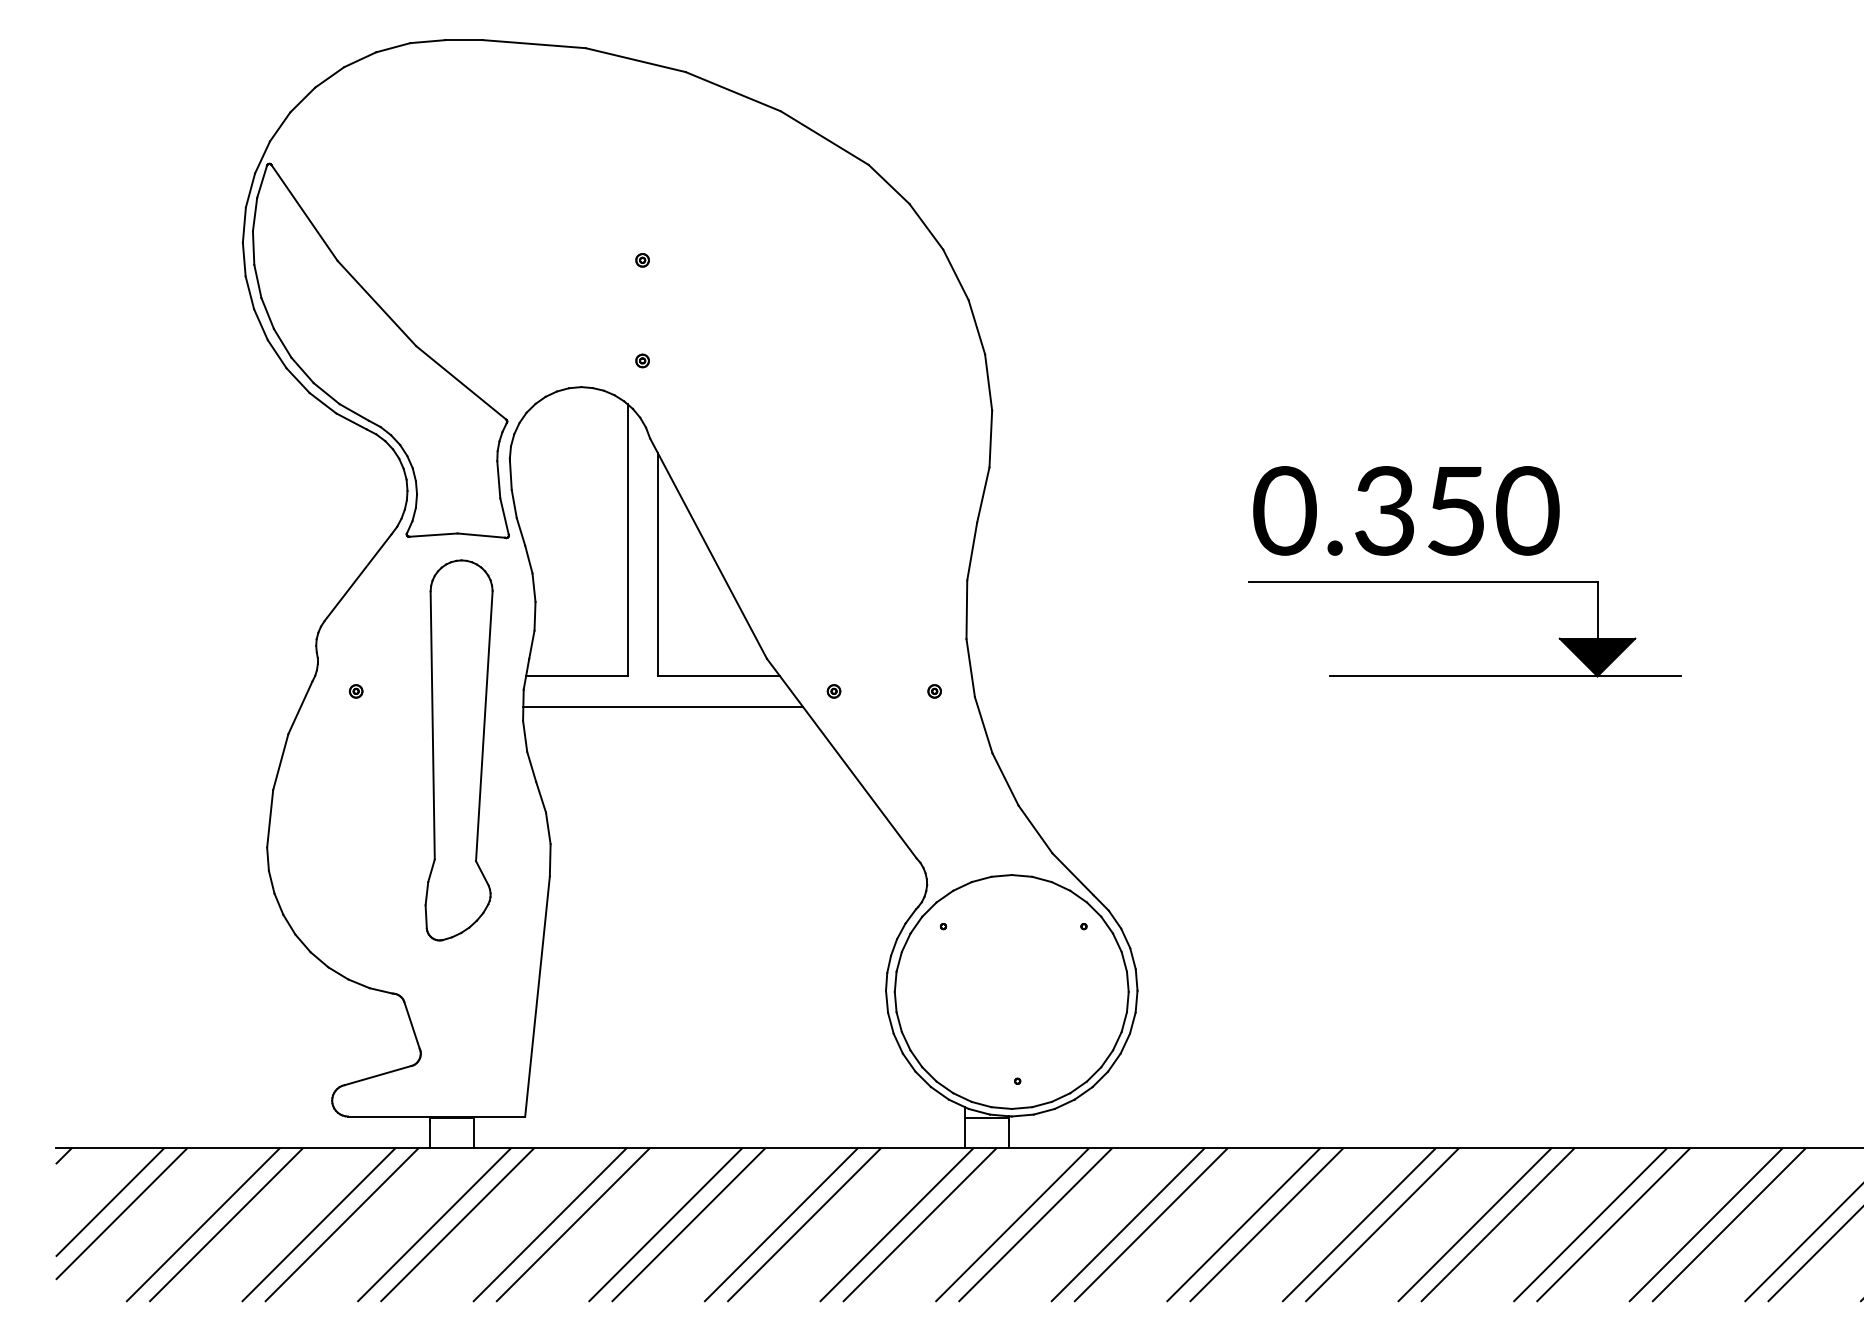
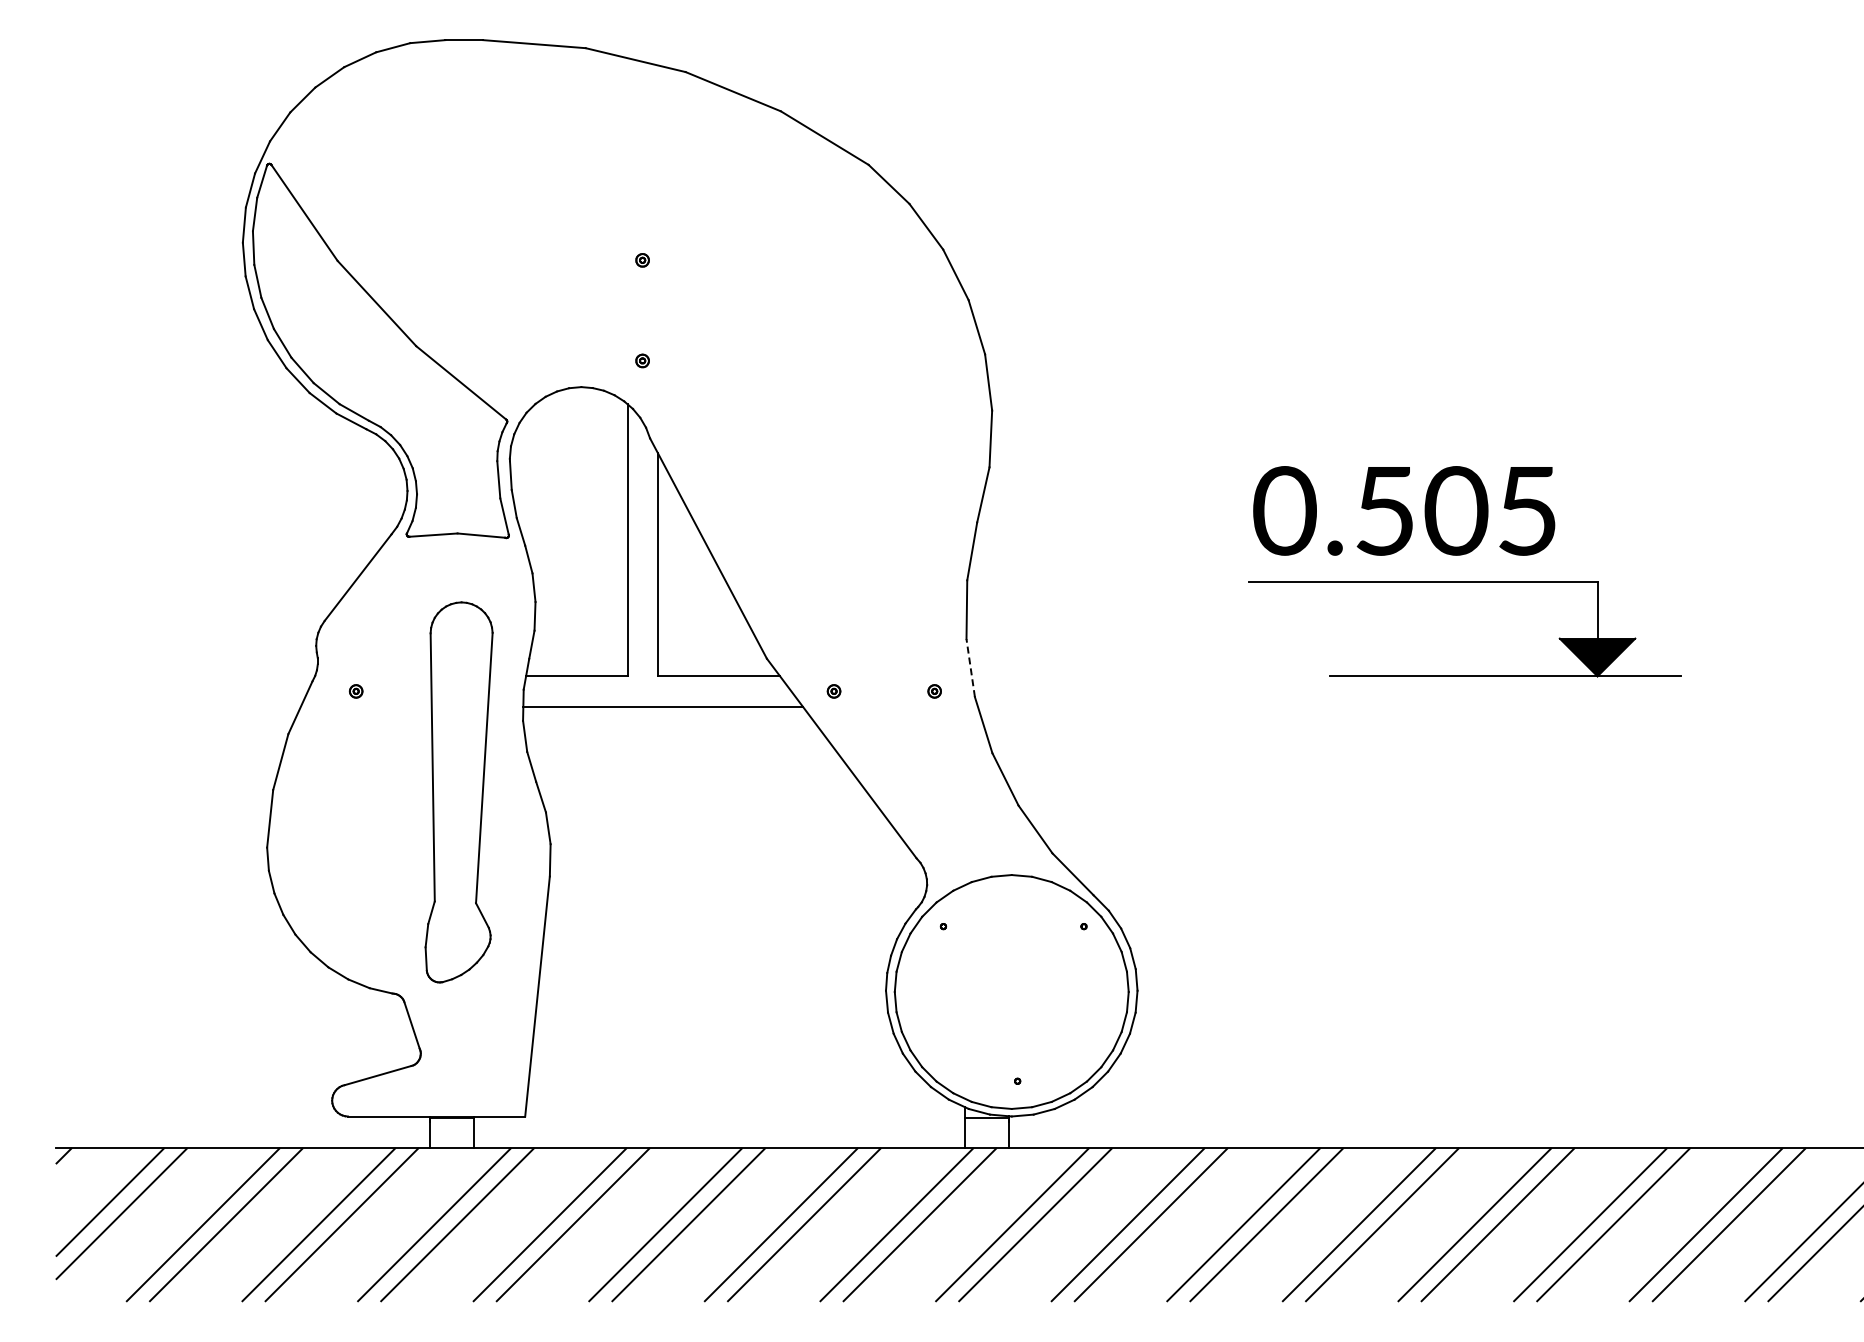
text: 0.350 -> 0.505 (1457, 510)
line: solid -> dashed (970, 667)
part position: (458, 750) -> (458, 792) (458, 792)
